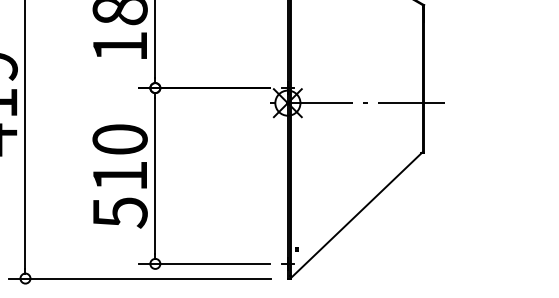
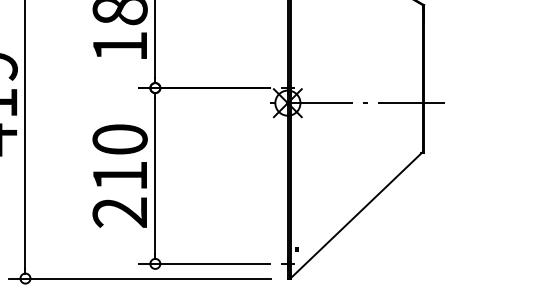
text: 510 -> 210 (119, 212)
